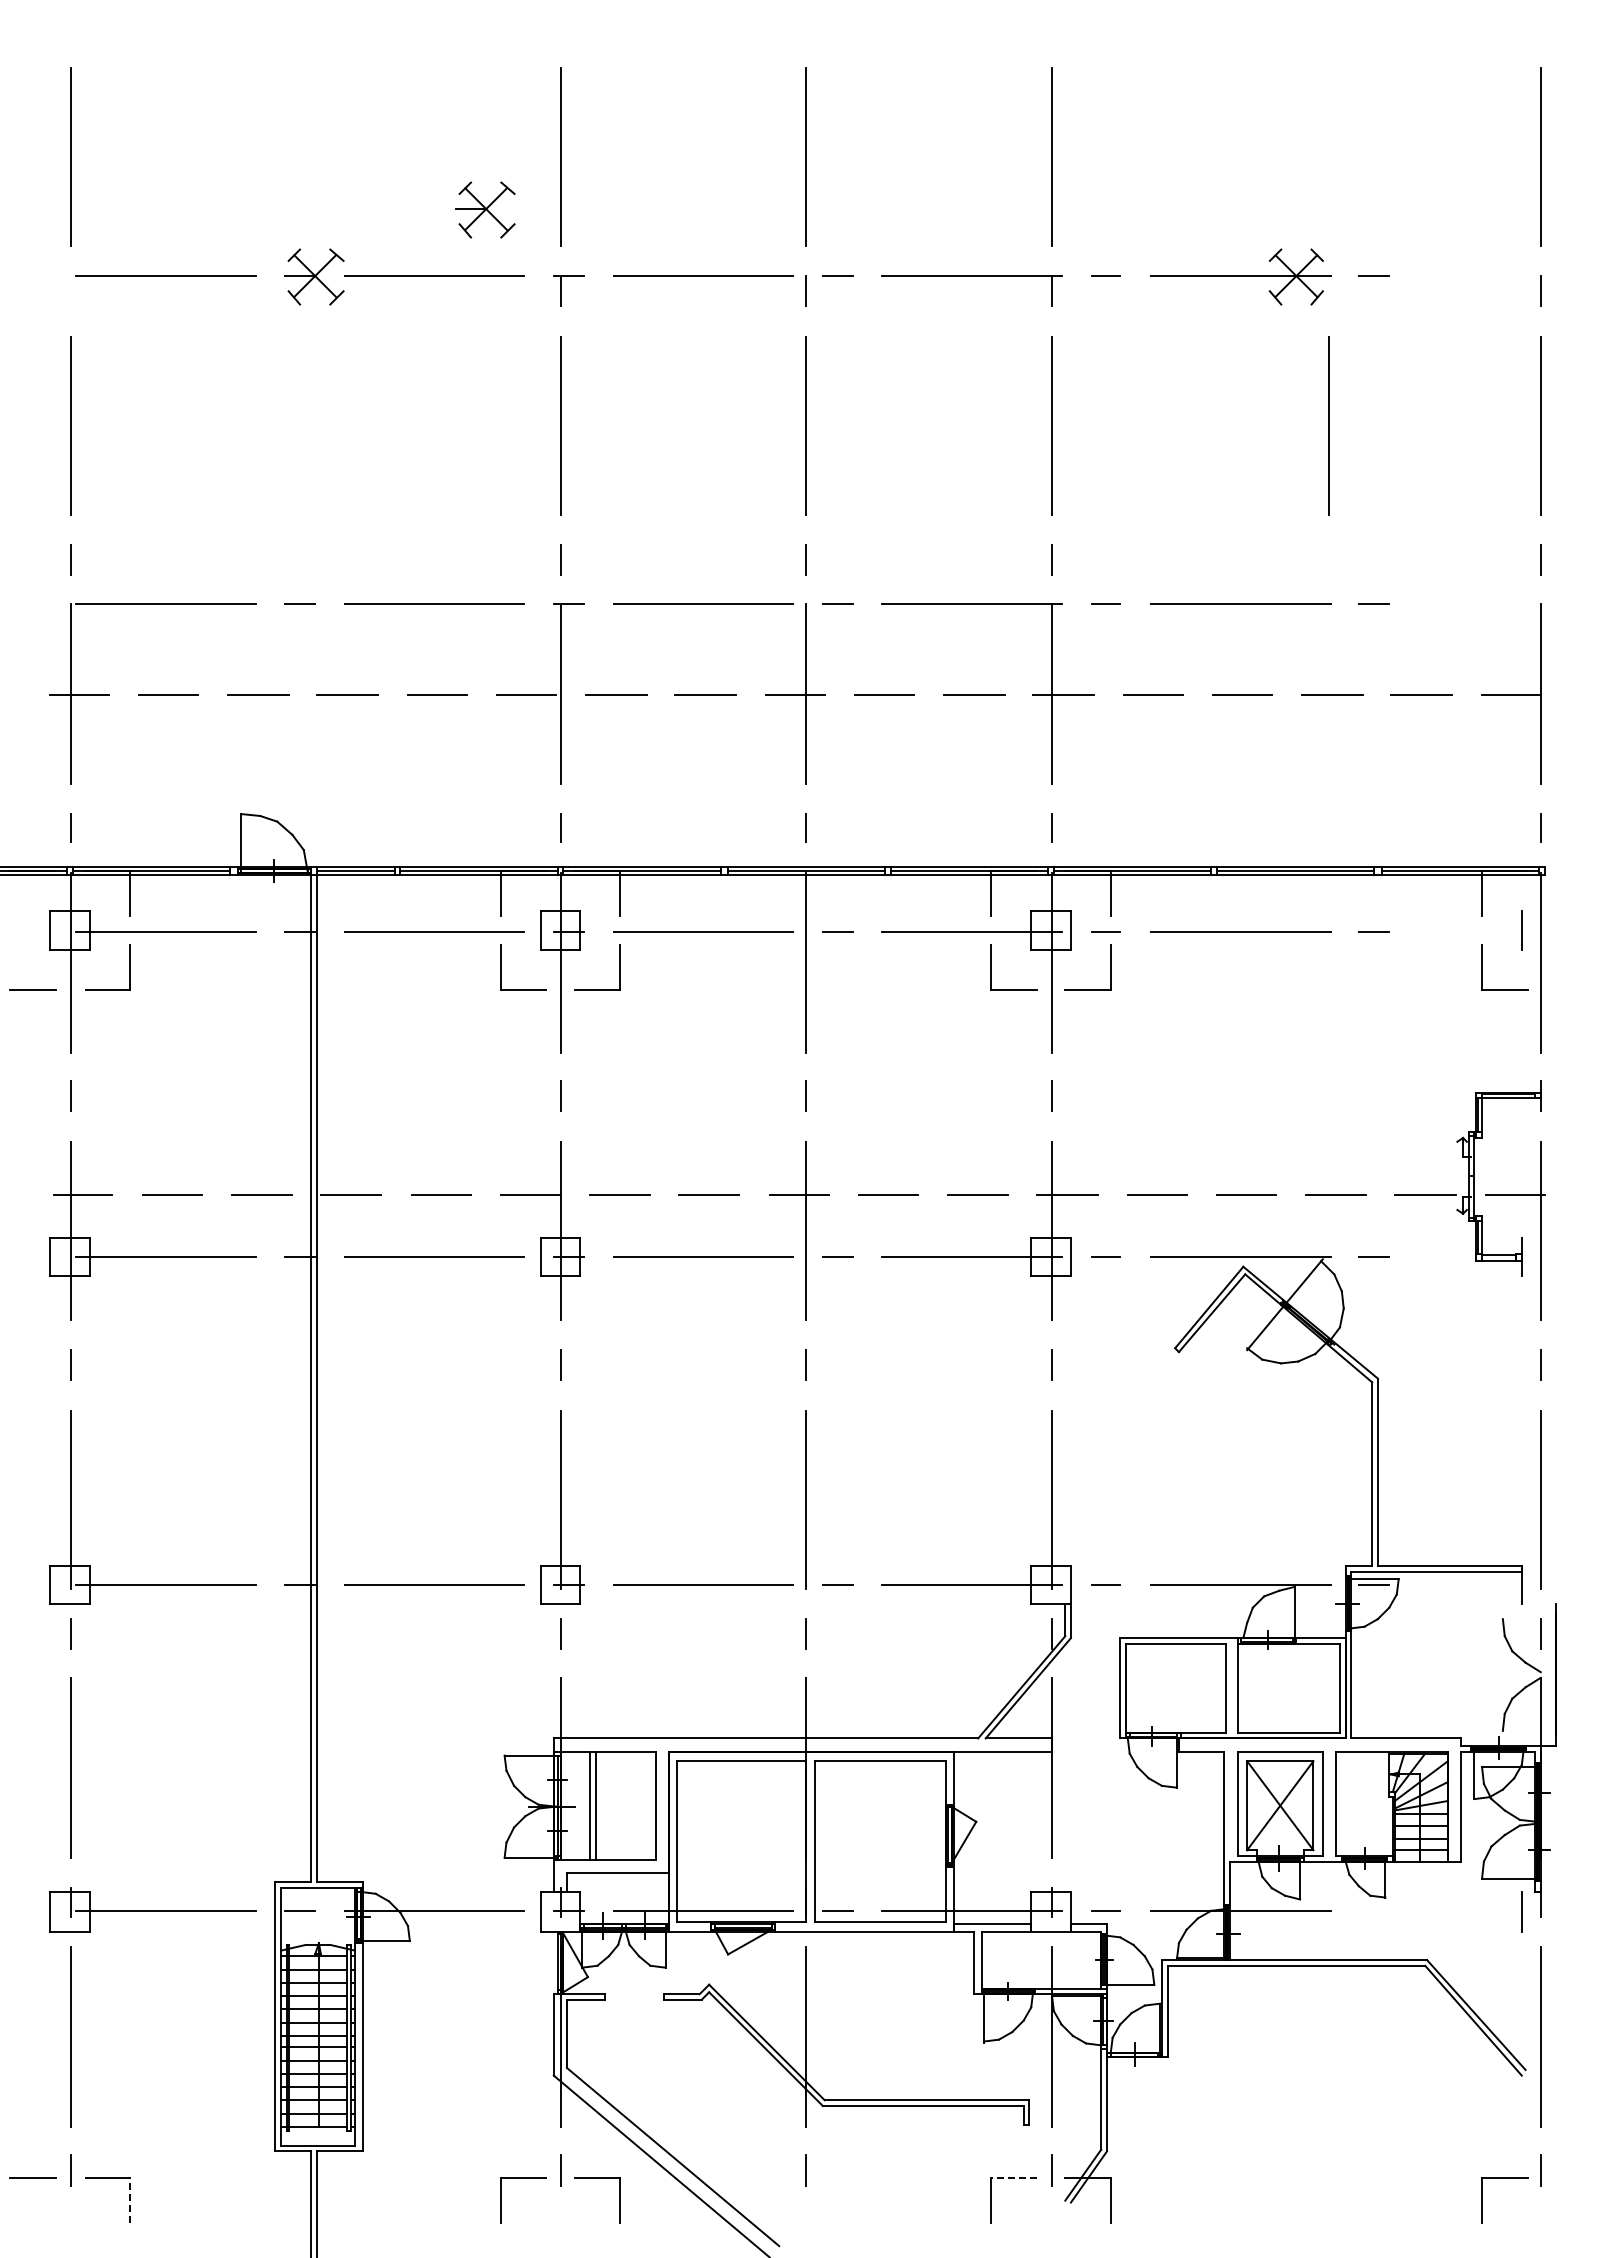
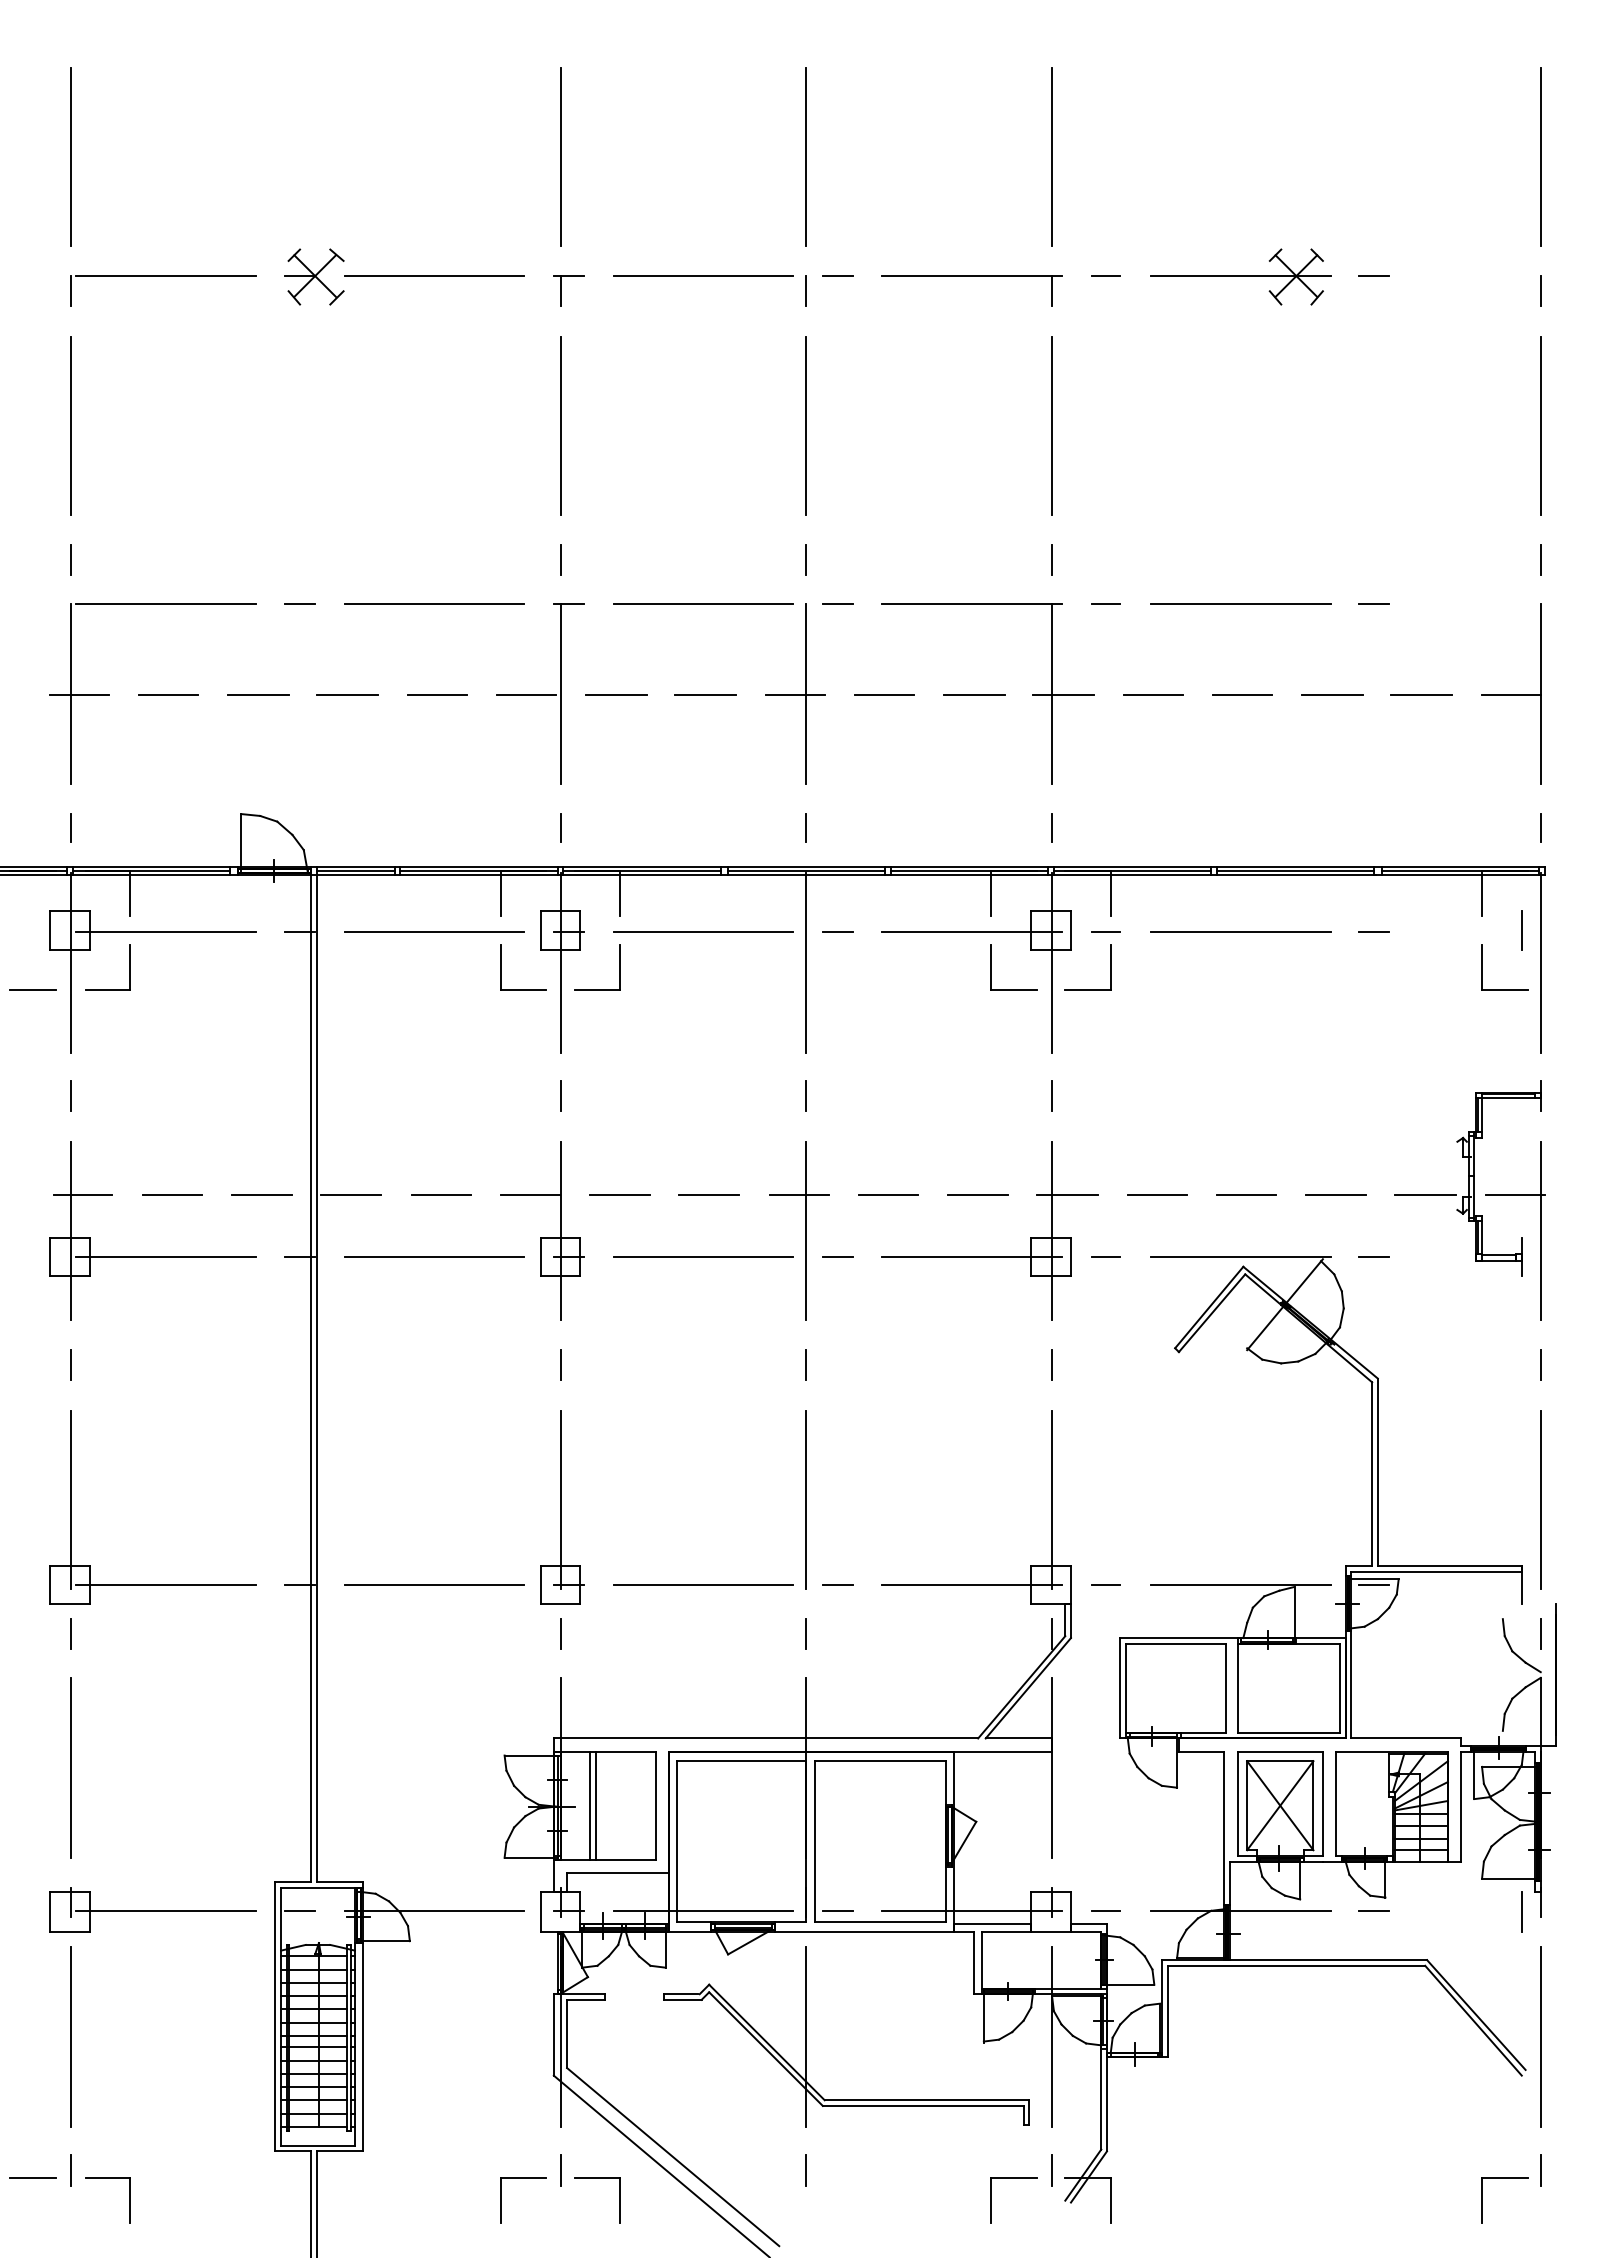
part: present -> none (485, 209)
line: none -> present (70, 291)
line: present -> none (1328, 425)
line: none -> present (1373, 1910)
line: dashed -> solid (1014, 2177)
line: dashed -> solid (129, 2200)
